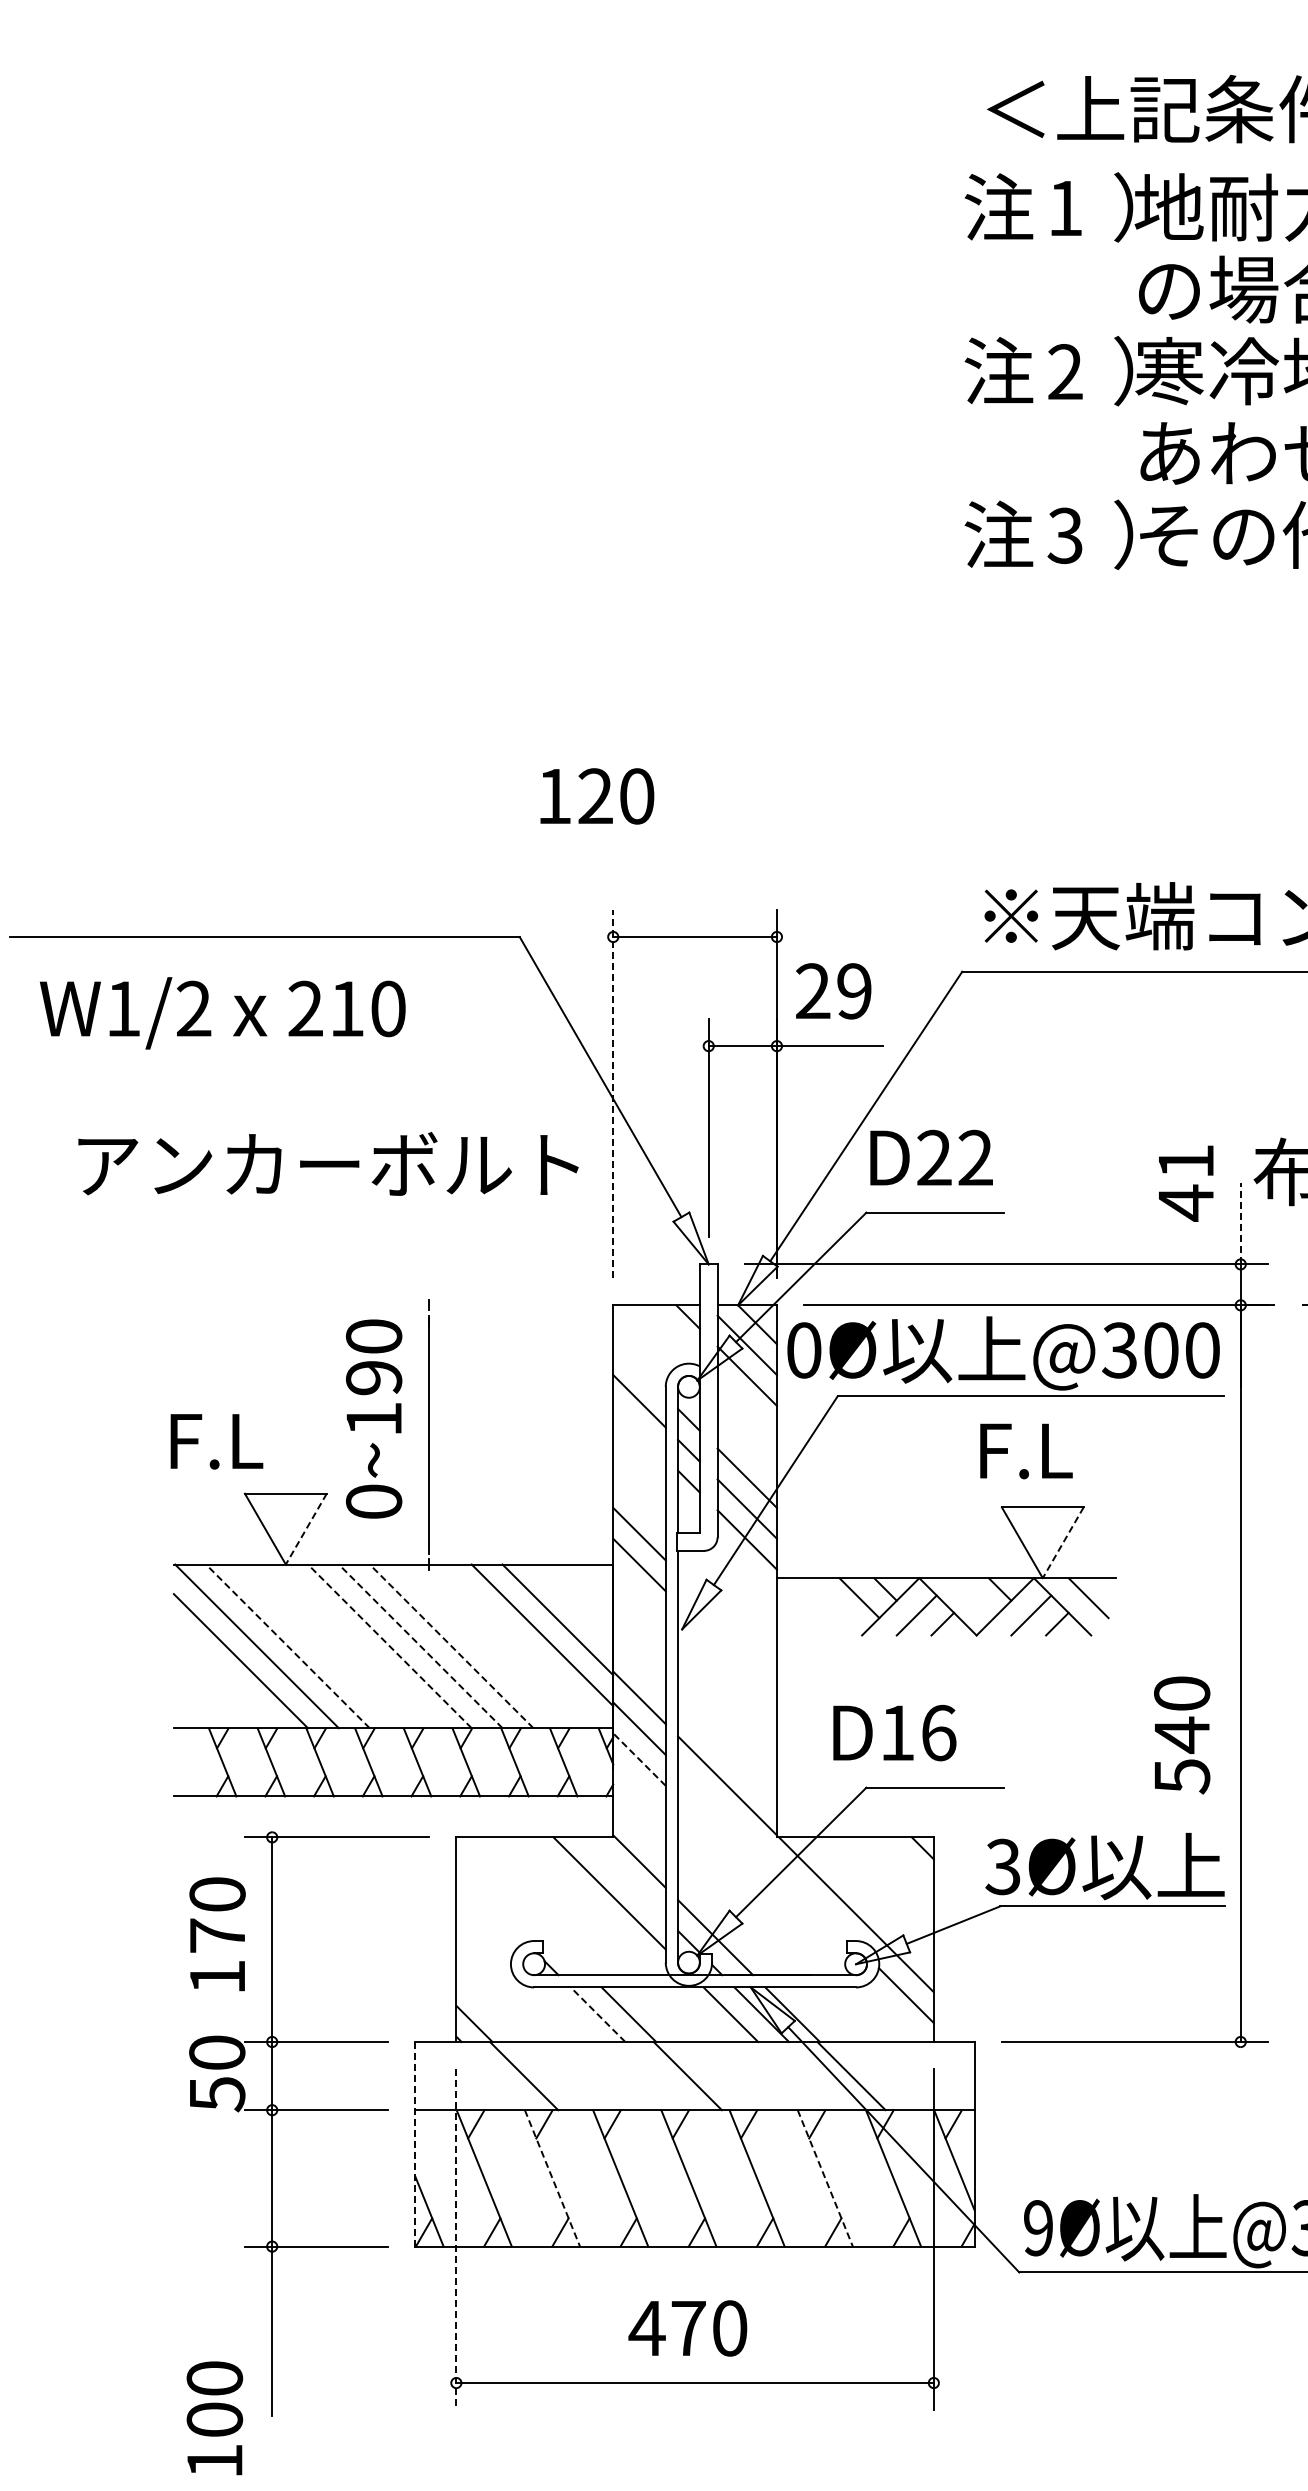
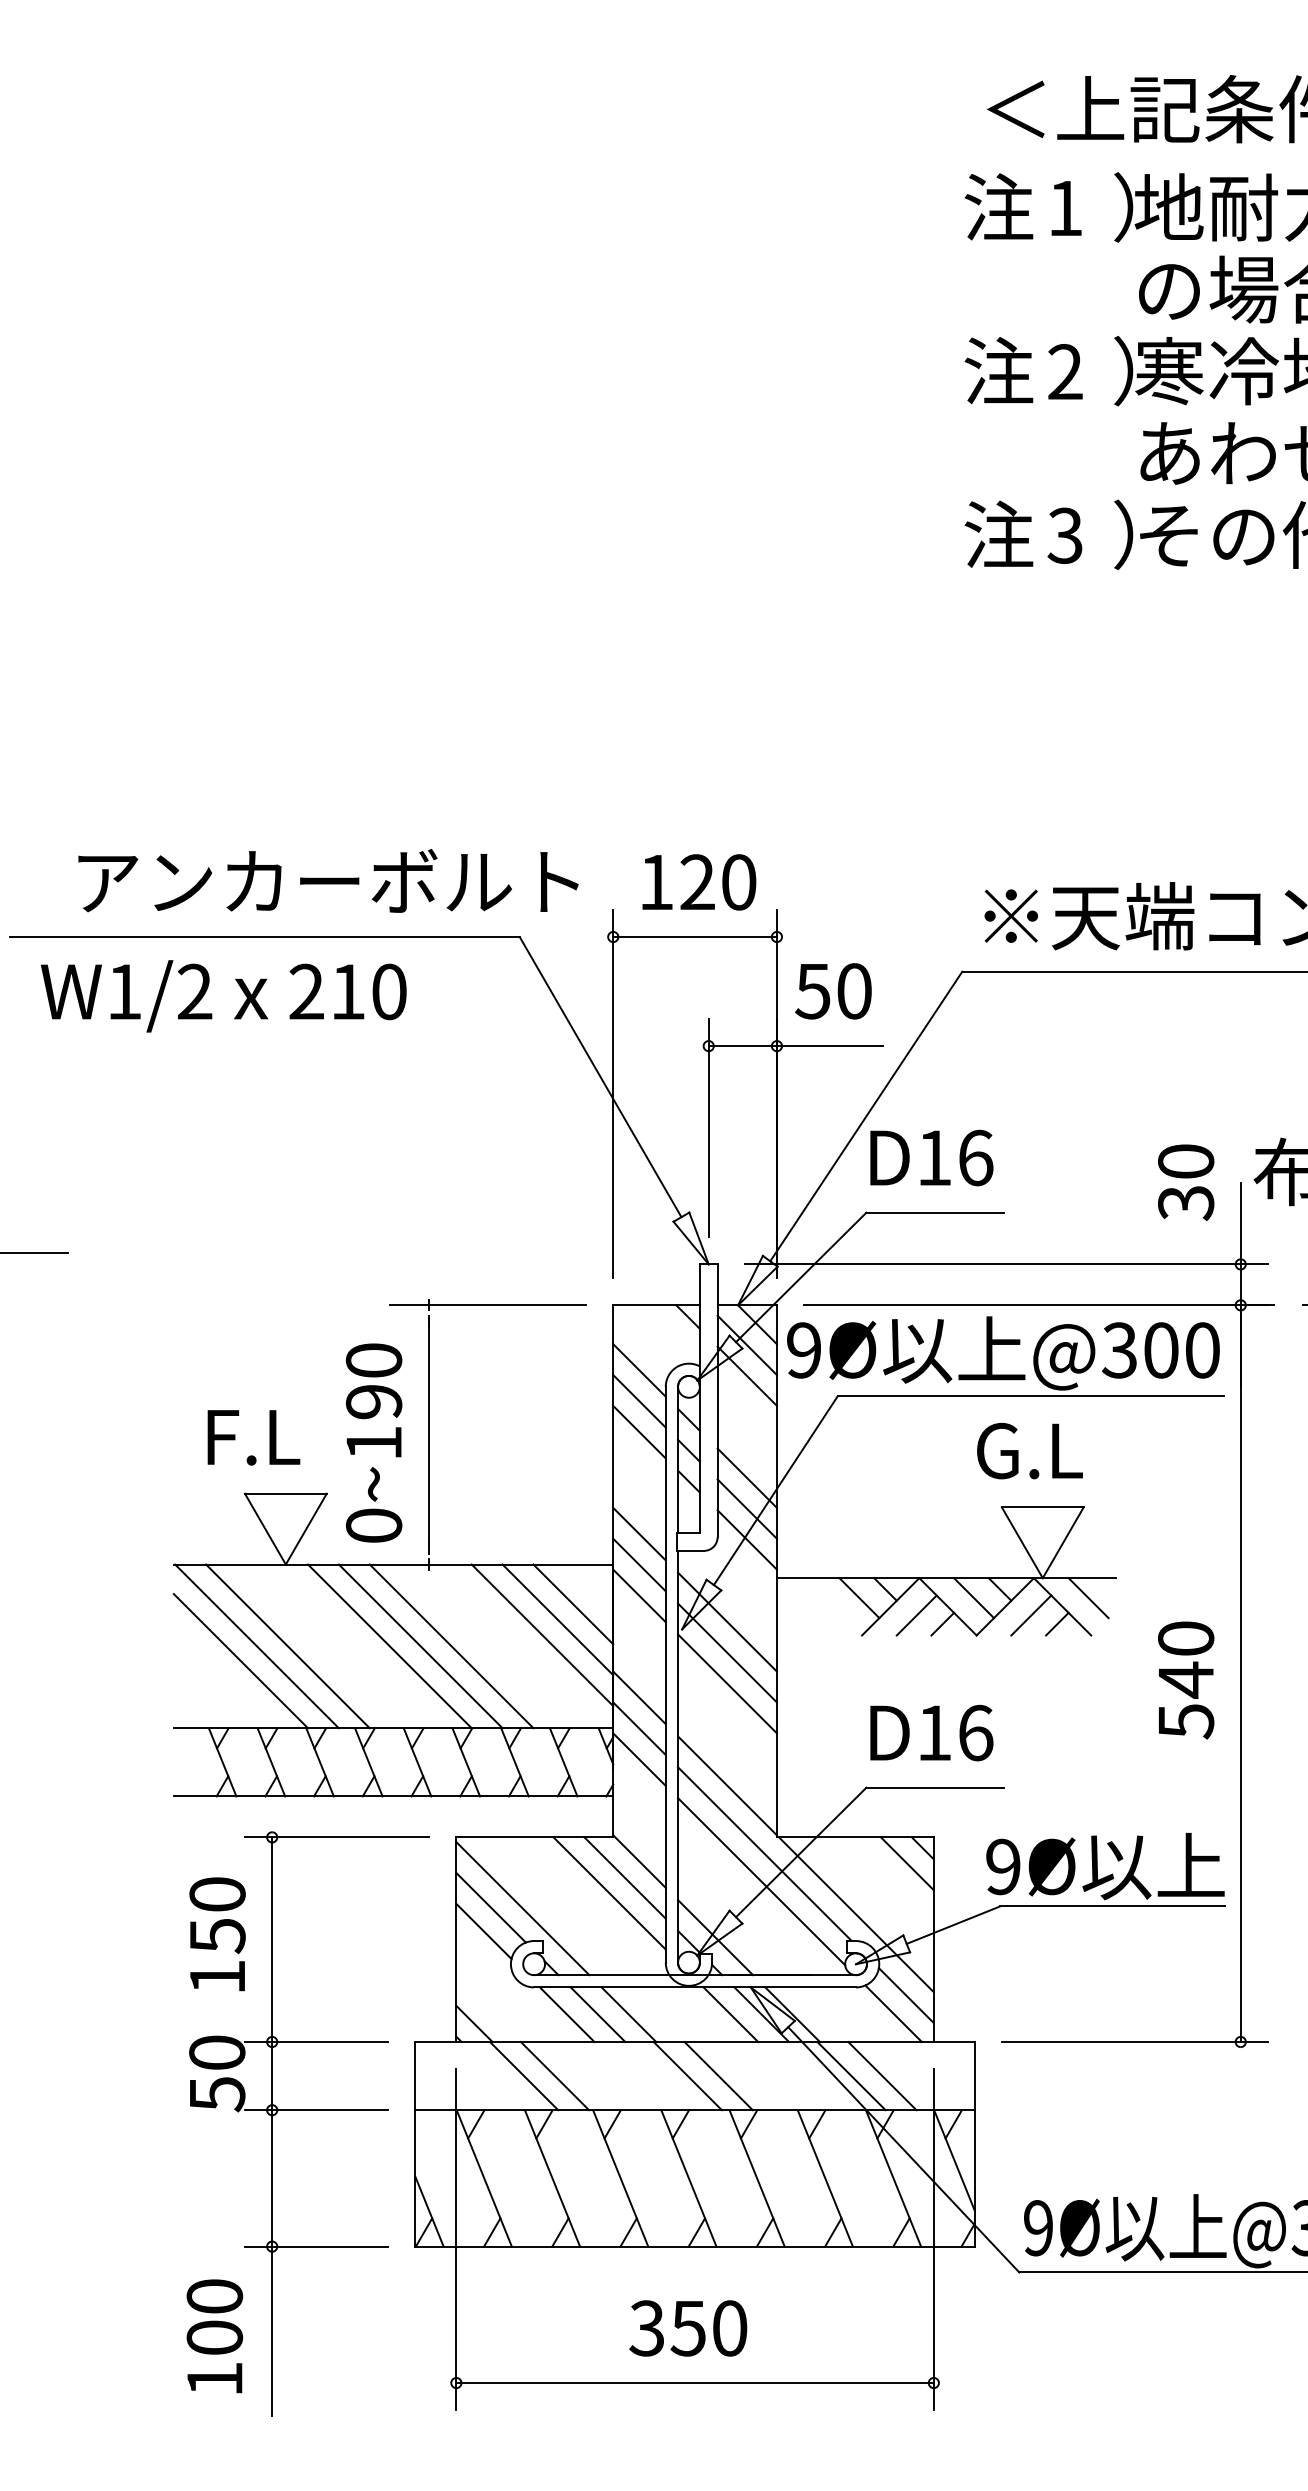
text position: (597, 796) -> (699, 882) (699, 882)
text: 29 -> 50 (833, 991)
text position: (222, 1013) -> (223, 996) (223, 996)
line: dashed -> solid (613, 1093)
text: D22 -> D16 (955, 1157)
text position: (328, 1163) -> (328, 880) (328, 880)
text: 41 -> 30 (1186, 1182)
line: dashed -> solid (1240, 1223)
line: none -> present (34, 1253)
line: none -> present (487, 1305)
text: 0Ø -> 9Ø (804, 1350)
line: none -> present (639, 1370)
text position: (374, 1418) -> (374, 1442) (374, 1442)
line: none -> present (639, 1431)
text position: (216, 1441) -> (253, 1437) (253, 1437)
text: F.L -> G.L (1029, 1450)
line: dashed -> solid (306, 1529)
line: dashed -> solid (1063, 1542)
line: none -> present (639, 1595)
line: none -> present (974, 1598)
line: none -> present (573, 1604)
line: none -> present (727, 1621)
line: dashed -> solid (287, 1646)
line: dashed -> solid (389, 1646)
line: dashed -> solid (420, 1646)
line: dashed -> solid (451, 1646)
line: none -> present (727, 1652)
line: none -> present (727, 1683)
text position: (894, 1732) -> (931, 1732) (931, 1732)
text position: (1182, 1735) -> (1186, 1680) (1186, 1680)
line: dashed -> solid (639, 1759)
line: none -> present (764, 1854)
line: none -> present (906, 1863)
text: 3Ø -> 9Ø (1002, 1867)
line: none -> present (624, 1877)
line: none -> present (761, 1881)
line: none -> present (490, 1907)
line: none -> present (522, 1908)
line: none -> present (483, 1931)
text: 170 -> 150 (217, 1936)
line: none -> present (893, 2013)
line: none -> present (566, 2014)
line: dashed -> solid (598, 2014)
line: none -> present (554, 2076)
line: none -> present (718, 2076)
line: none -> present (882, 2076)
line: dashed -> solid (415, 2144)
line: dashed -> solid (552, 2178)
line: dashed -> solid (825, 2178)
line: dashed -> solid (456, 2239)
text: 470 -> 350 (666, 2328)
text position: (214, 2418) -> (214, 2336) (214, 2336)
